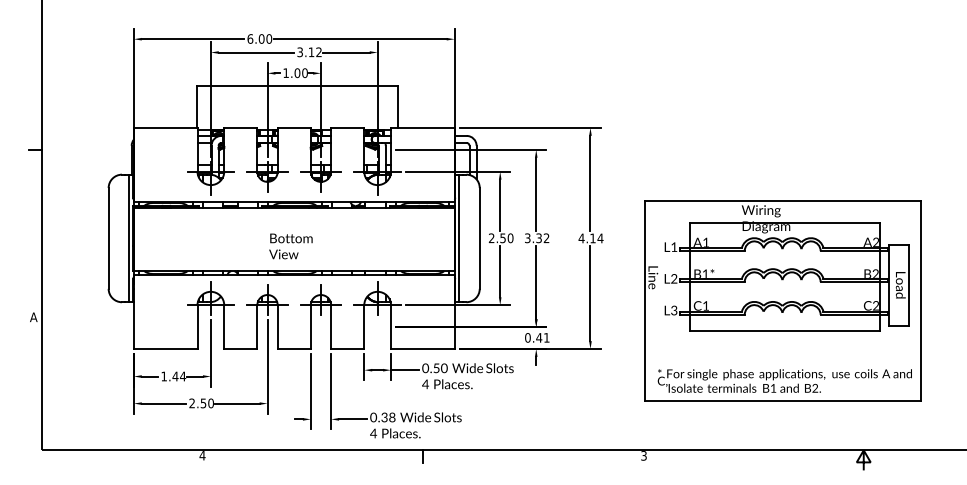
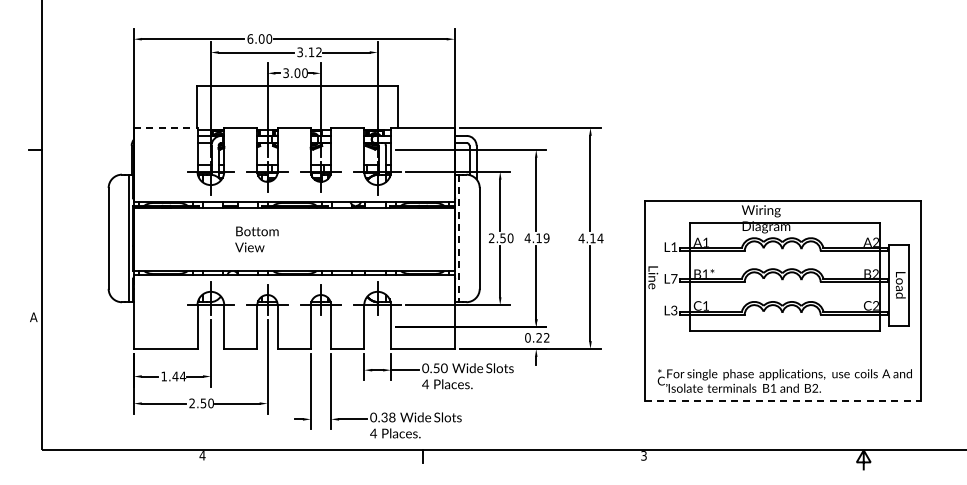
text: 1.00 -> 3.00 (285, 73)
line: solid -> dashed (165, 127)
line: solid -> dashed (459, 238)
text: 3.32 -> 4.19 (536, 238)
text position: (290, 246) -> (256, 239) (256, 239)
text: L2 -> L7 (674, 278)
text: 0.41 -> 0.22 (542, 337)
line: solid -> dashed (783, 401)
